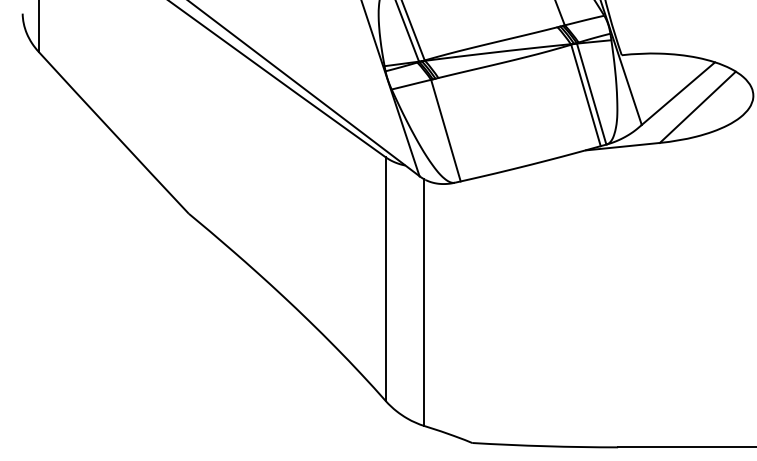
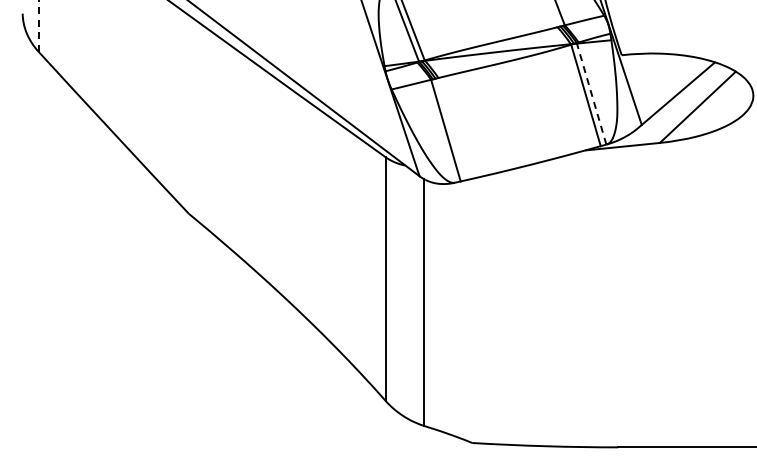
line: solid -> dashed (38, 25)
line: solid -> dashed (591, 94)
